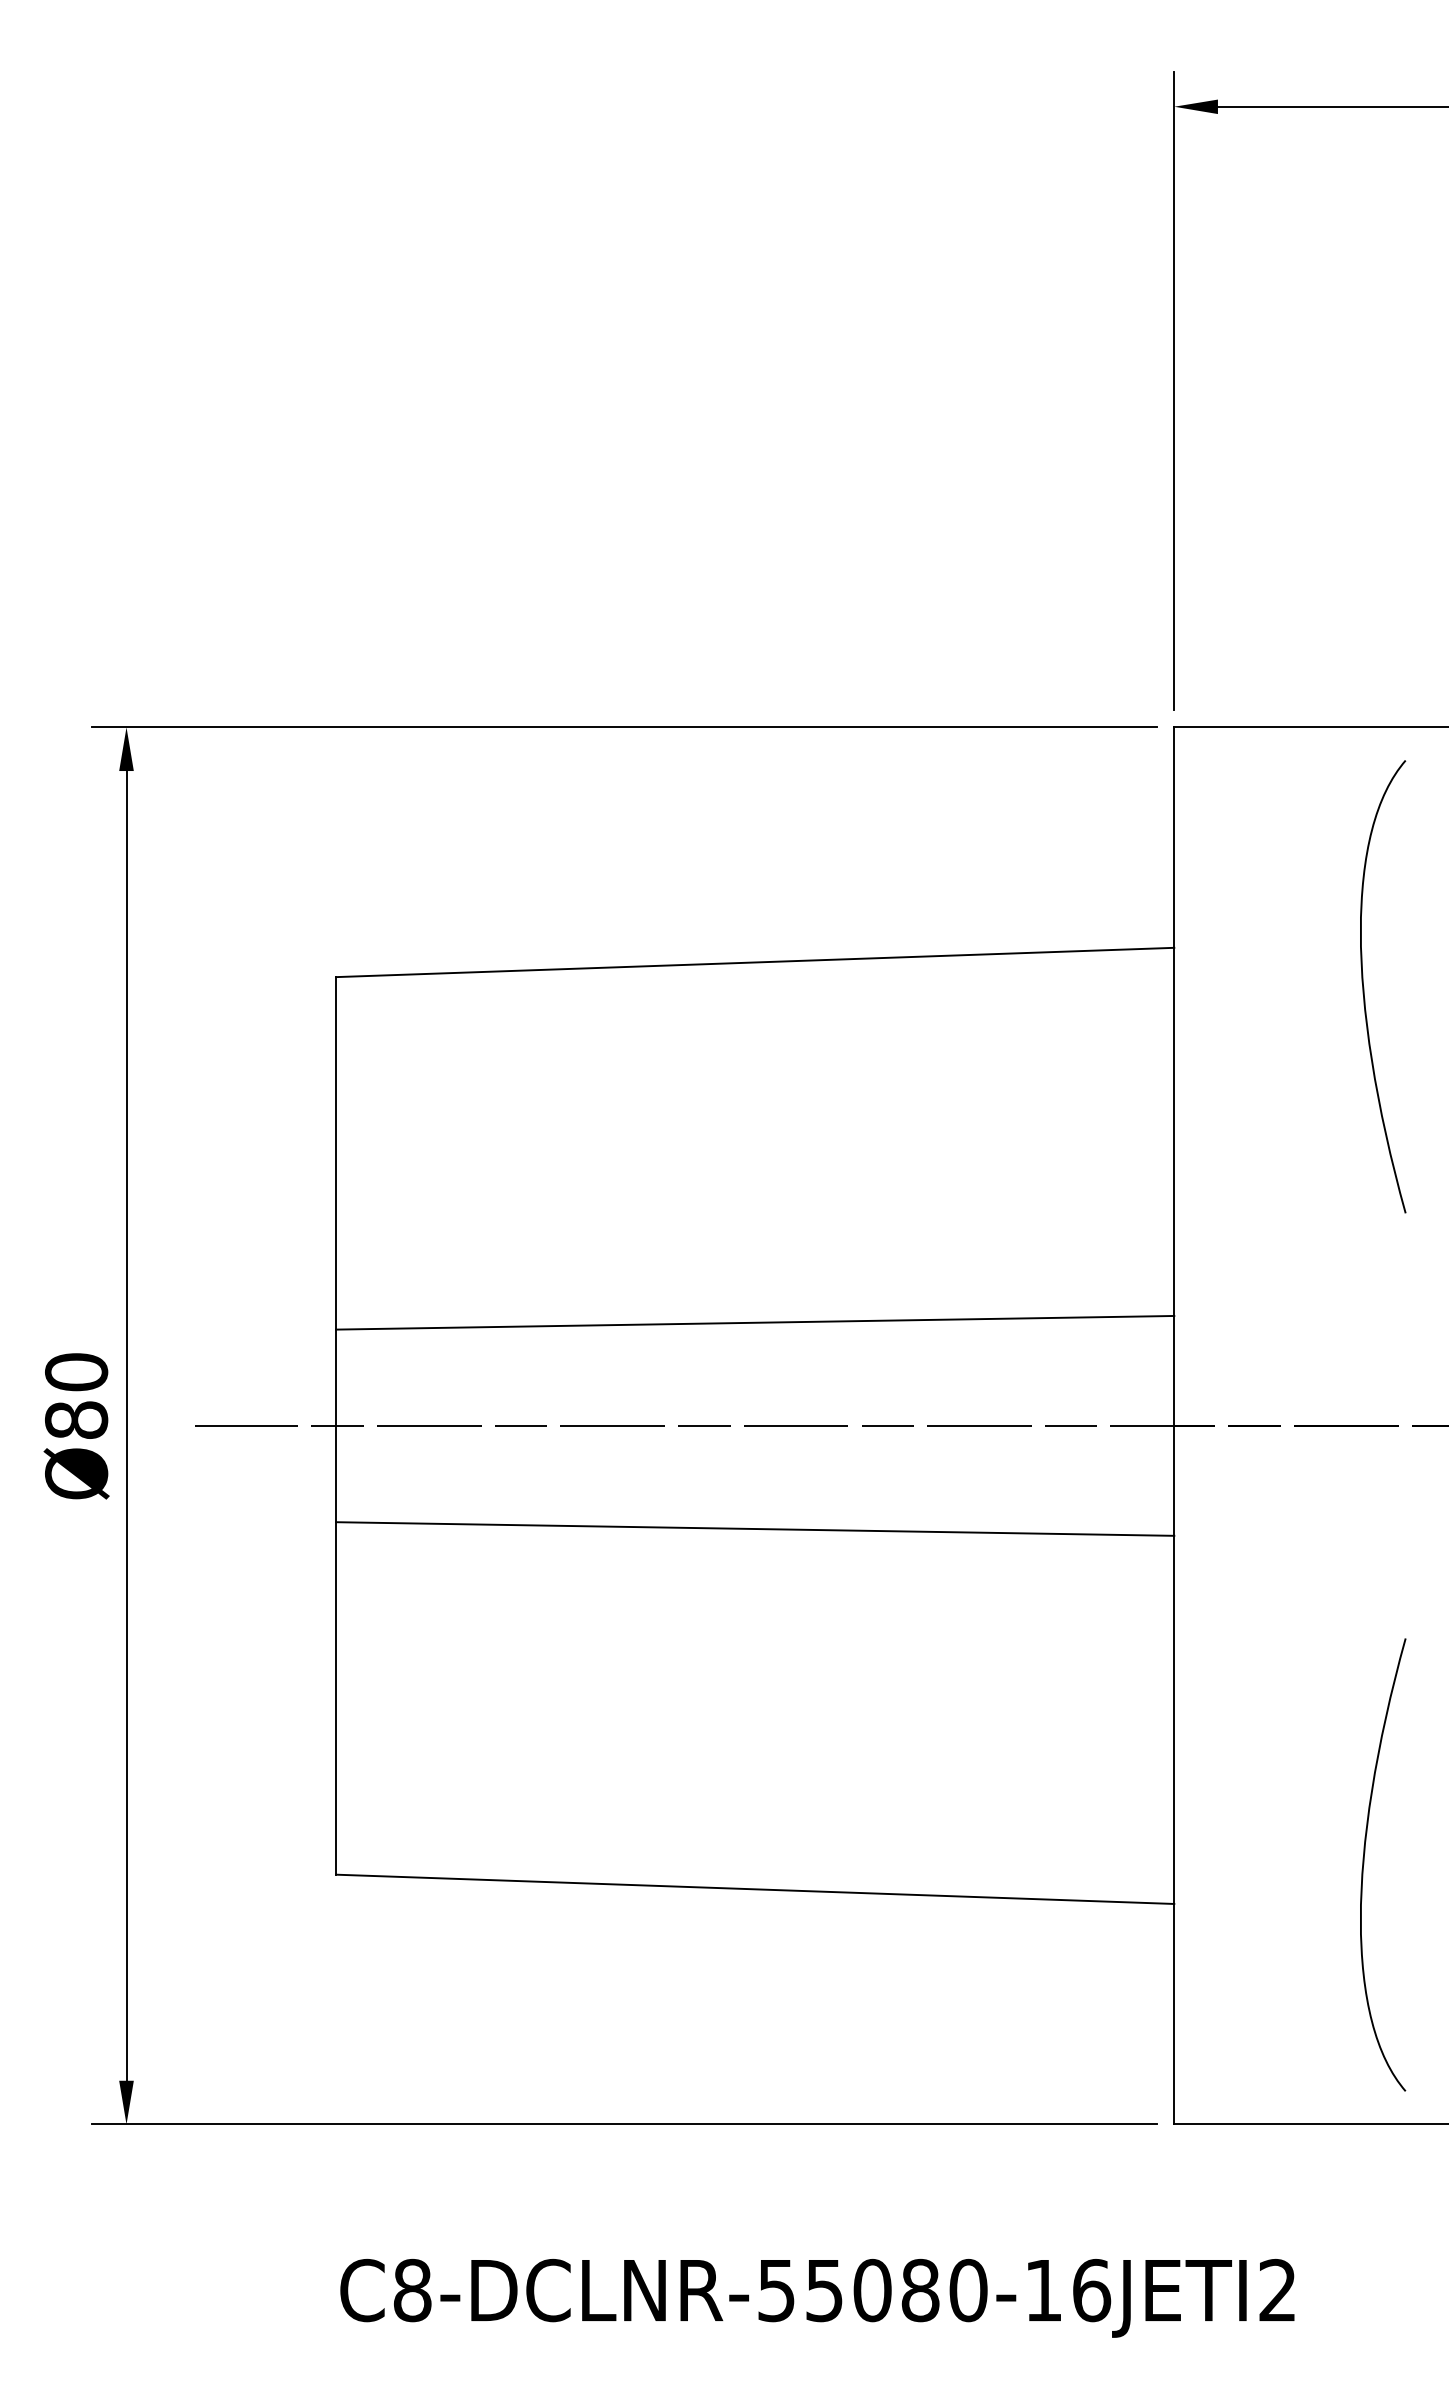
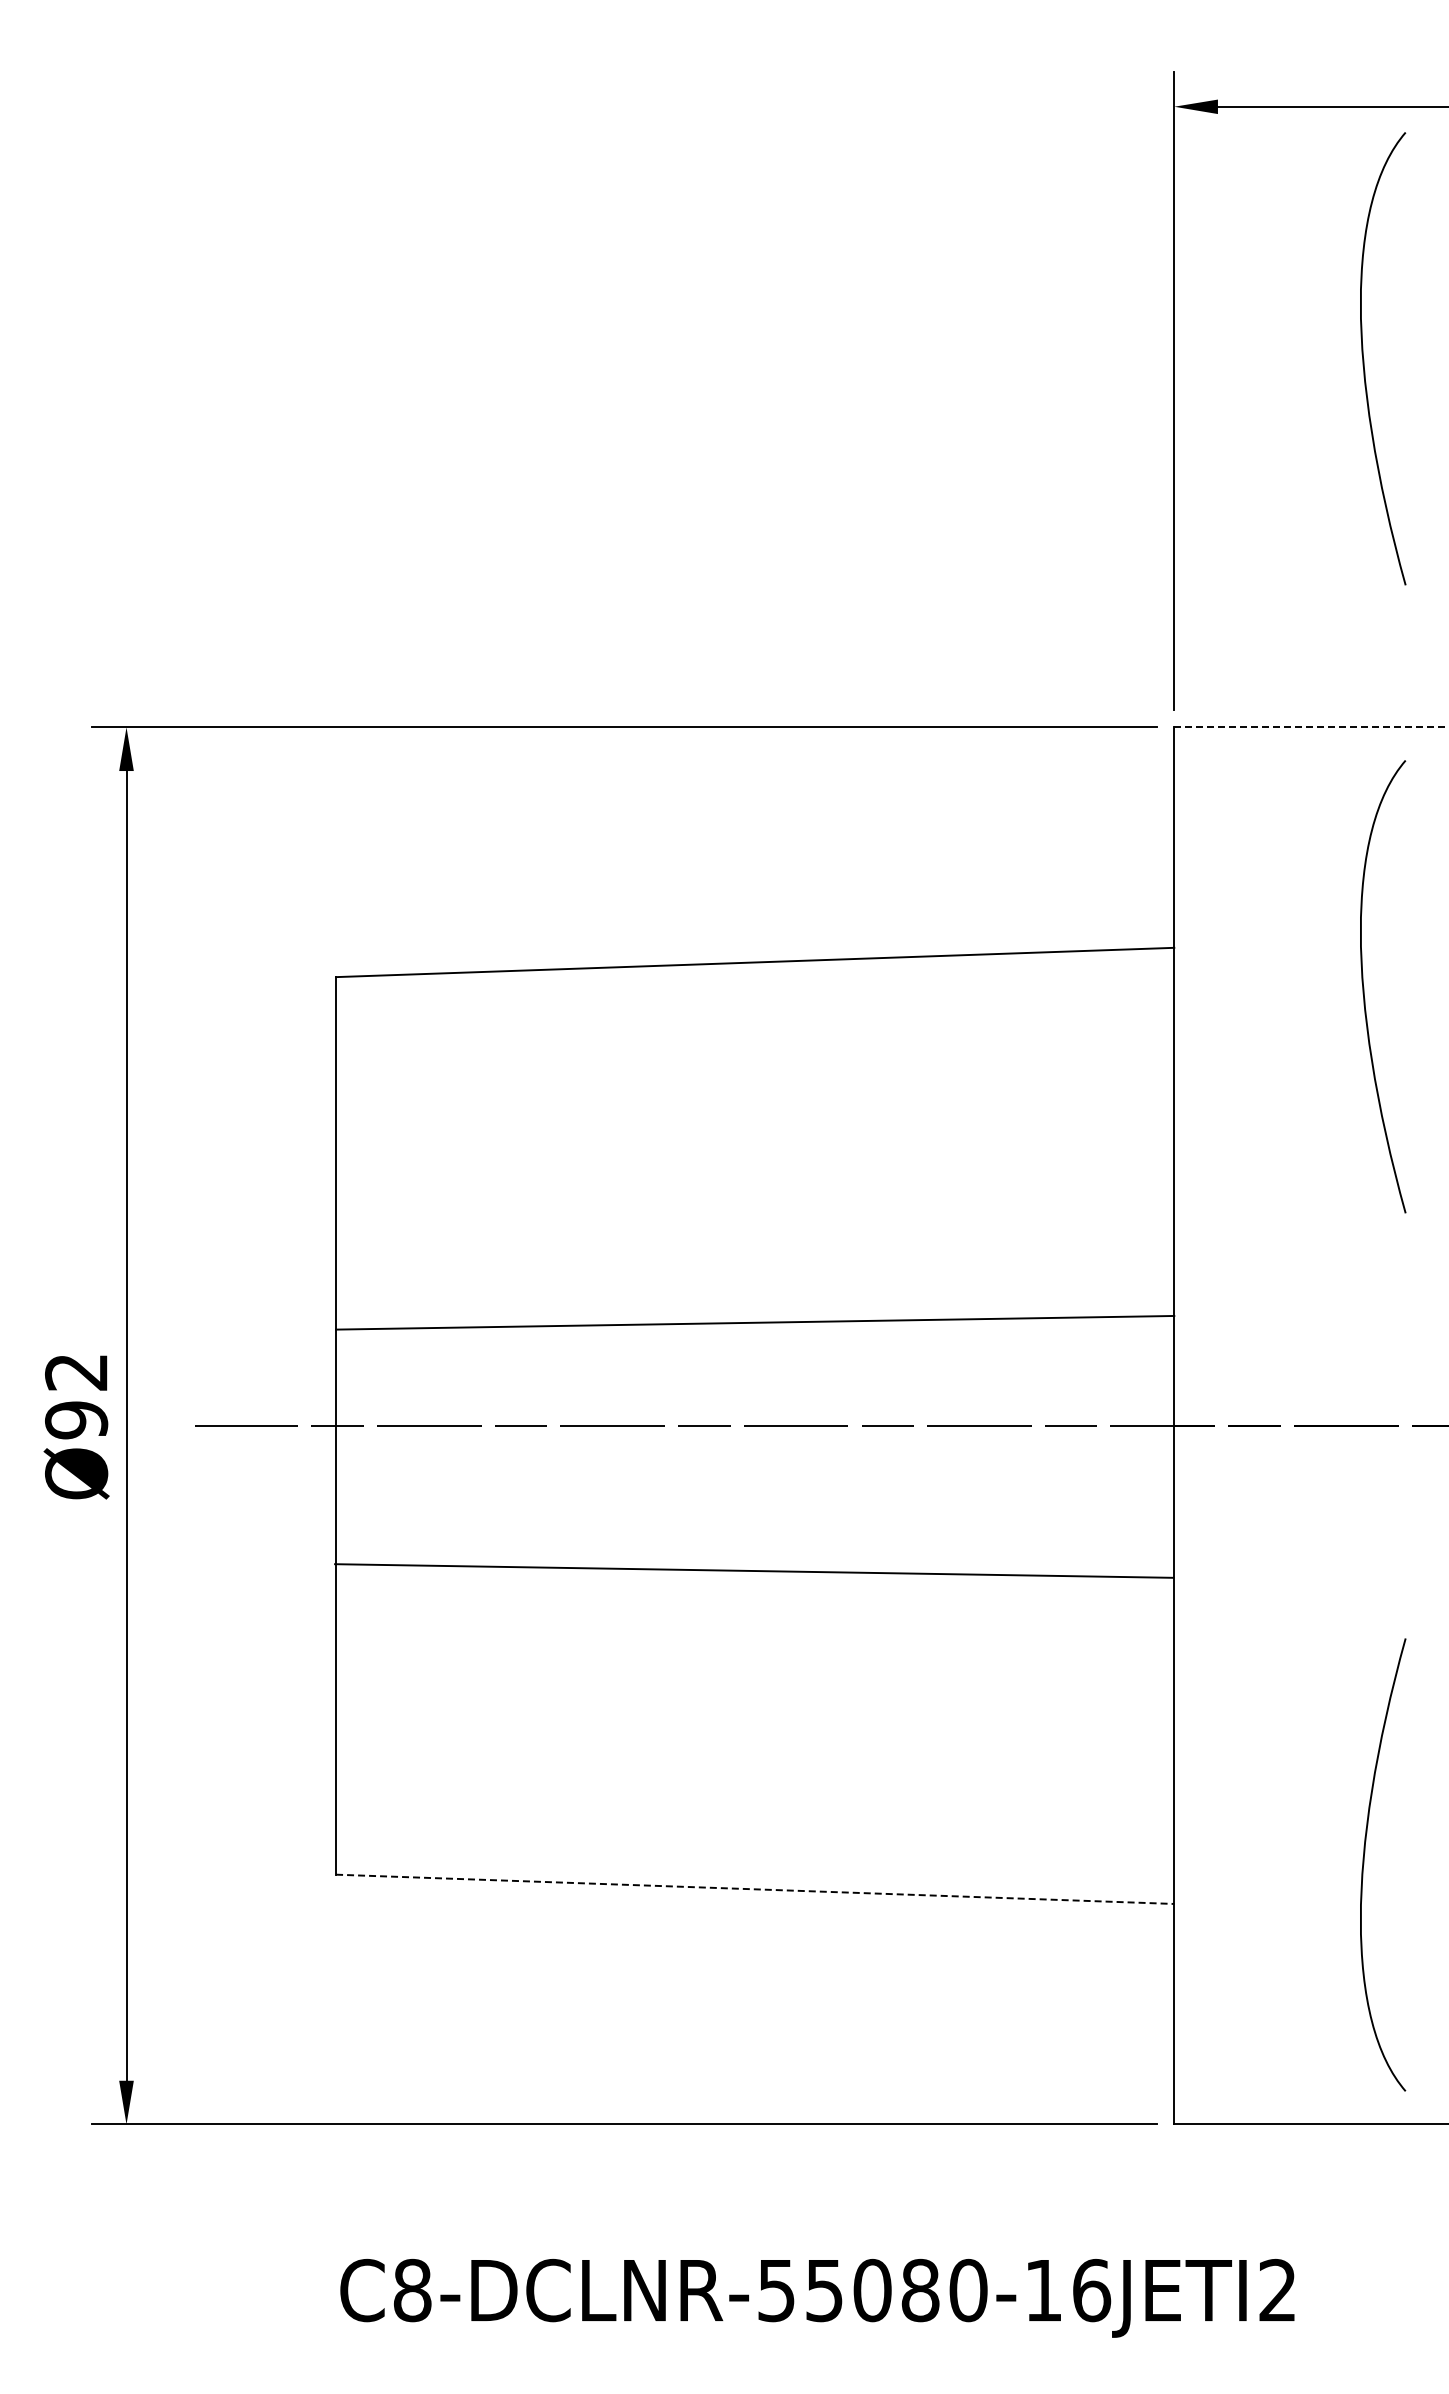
curve: none -> present (1364, 359)
line: solid -> dashed (1311, 727)
text: Ø80 -> Ø92 (76, 1396)
line position: (755, 1528) -> (754, 1570) (754, 1570)
line: solid -> dashed (755, 1889)
